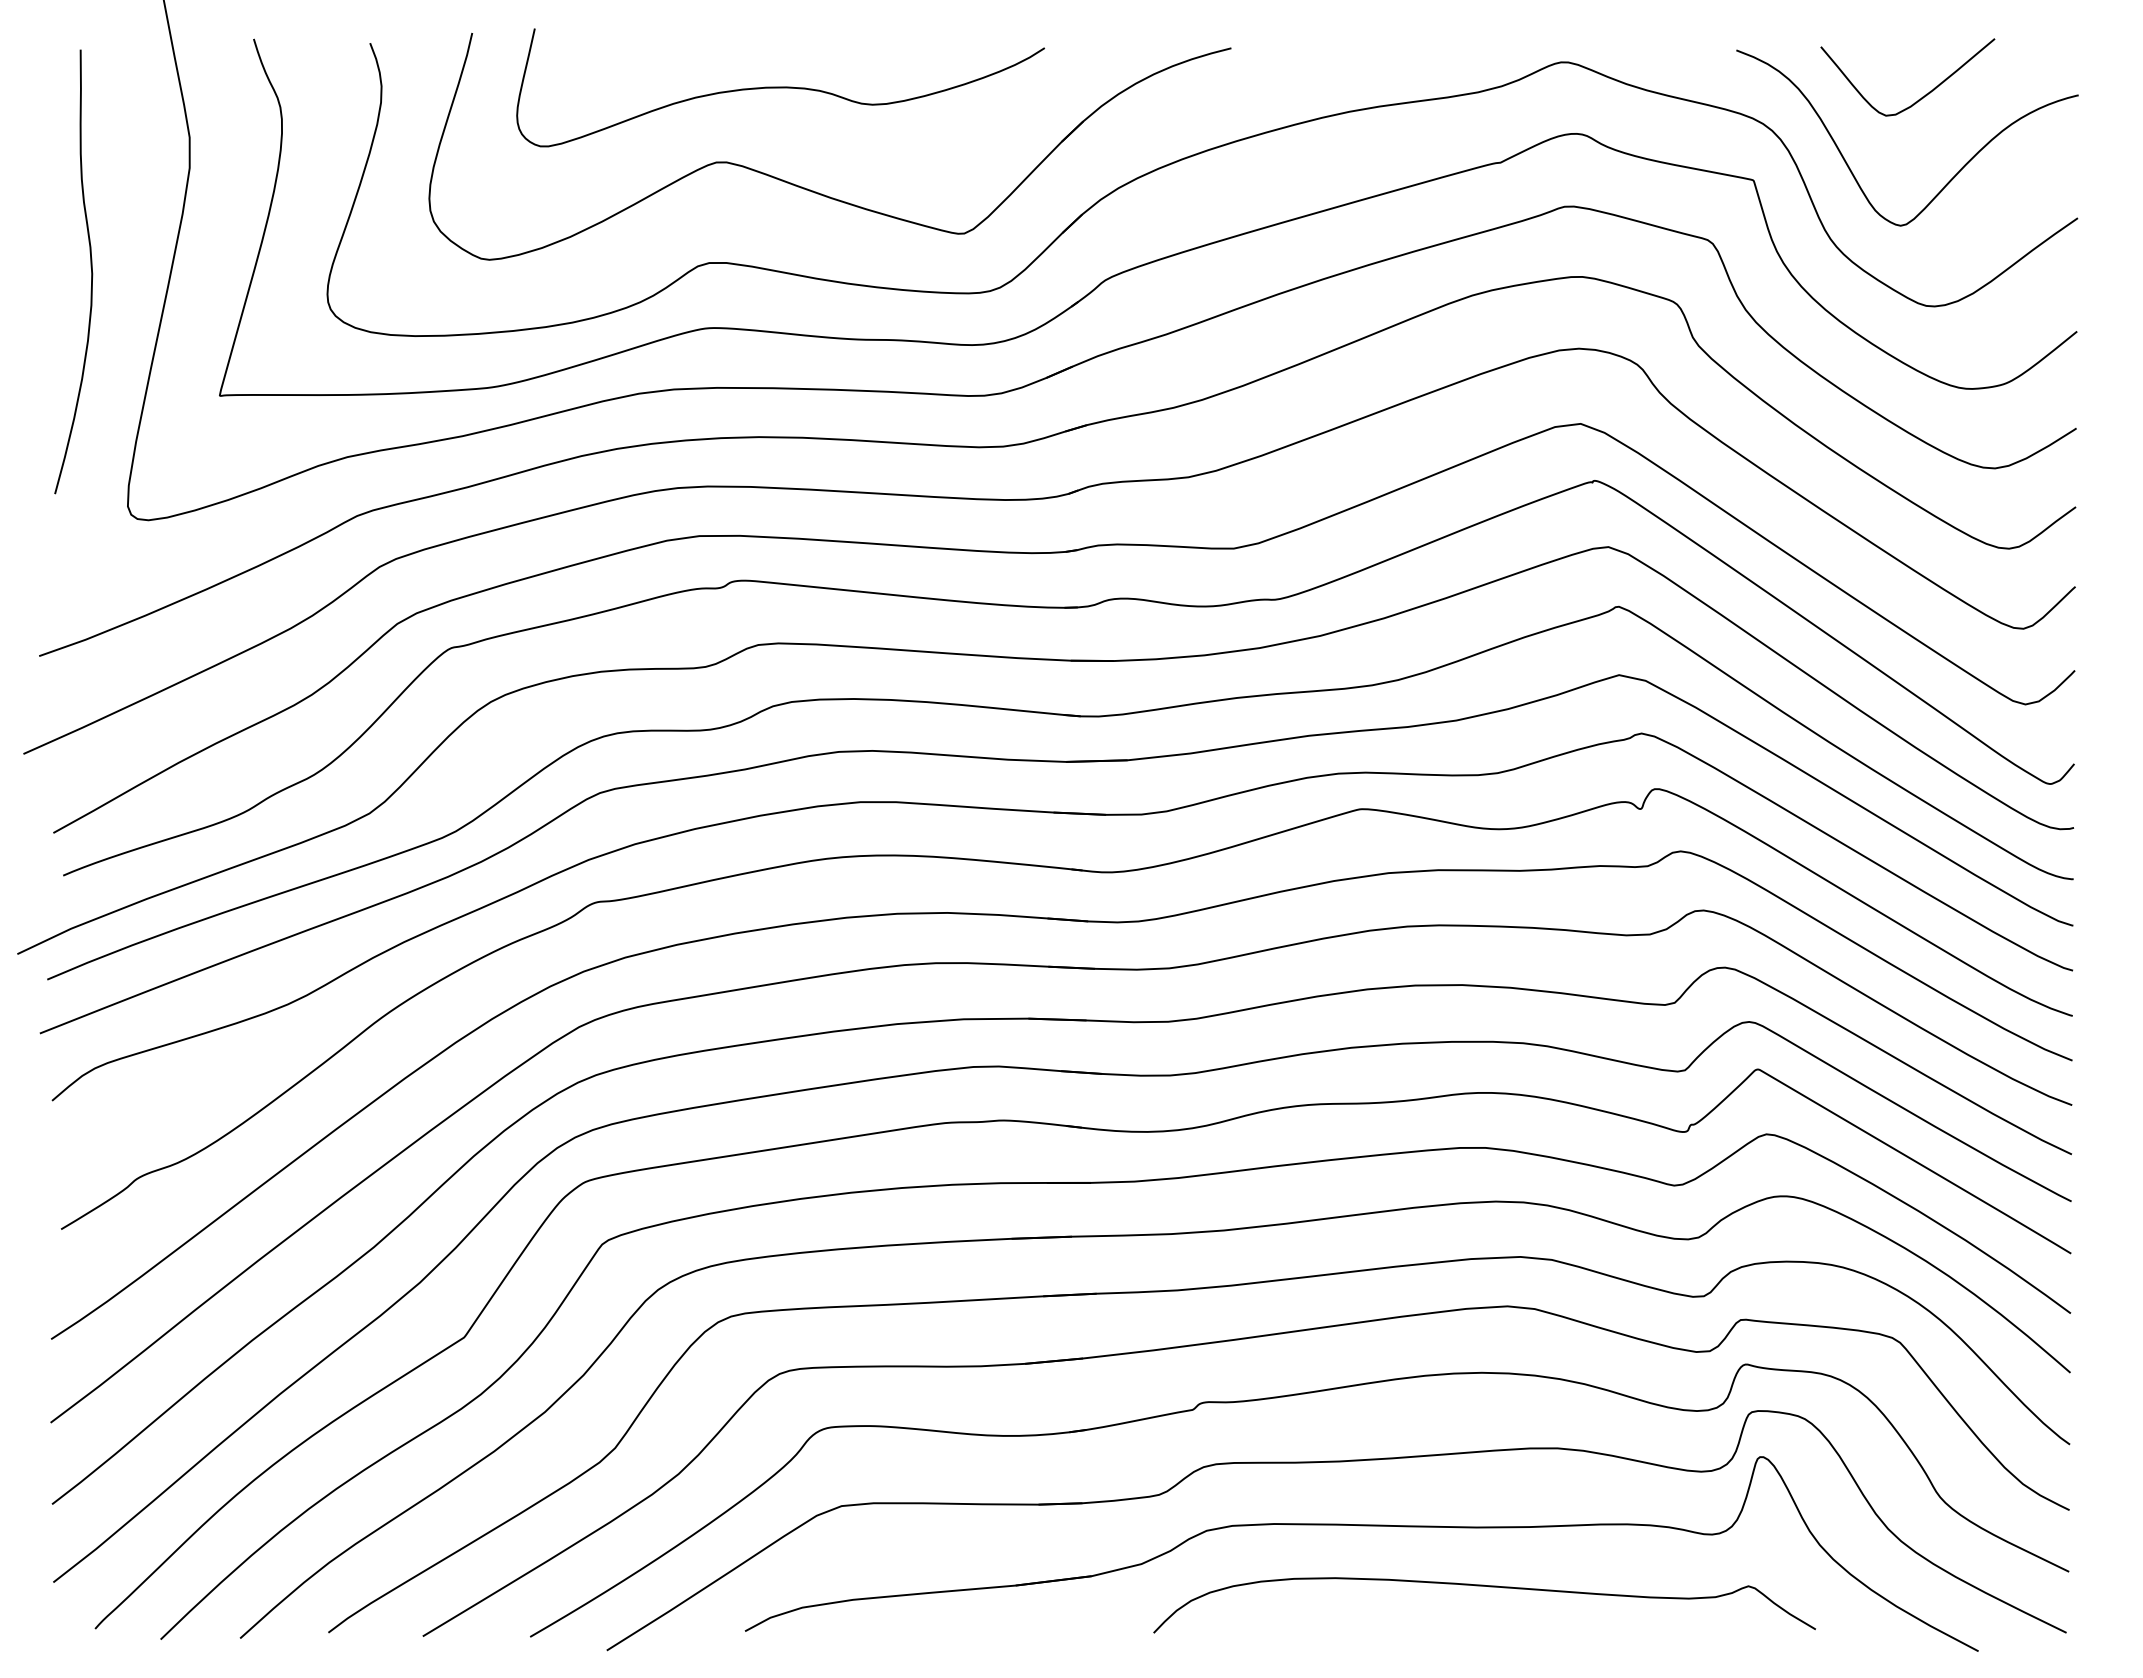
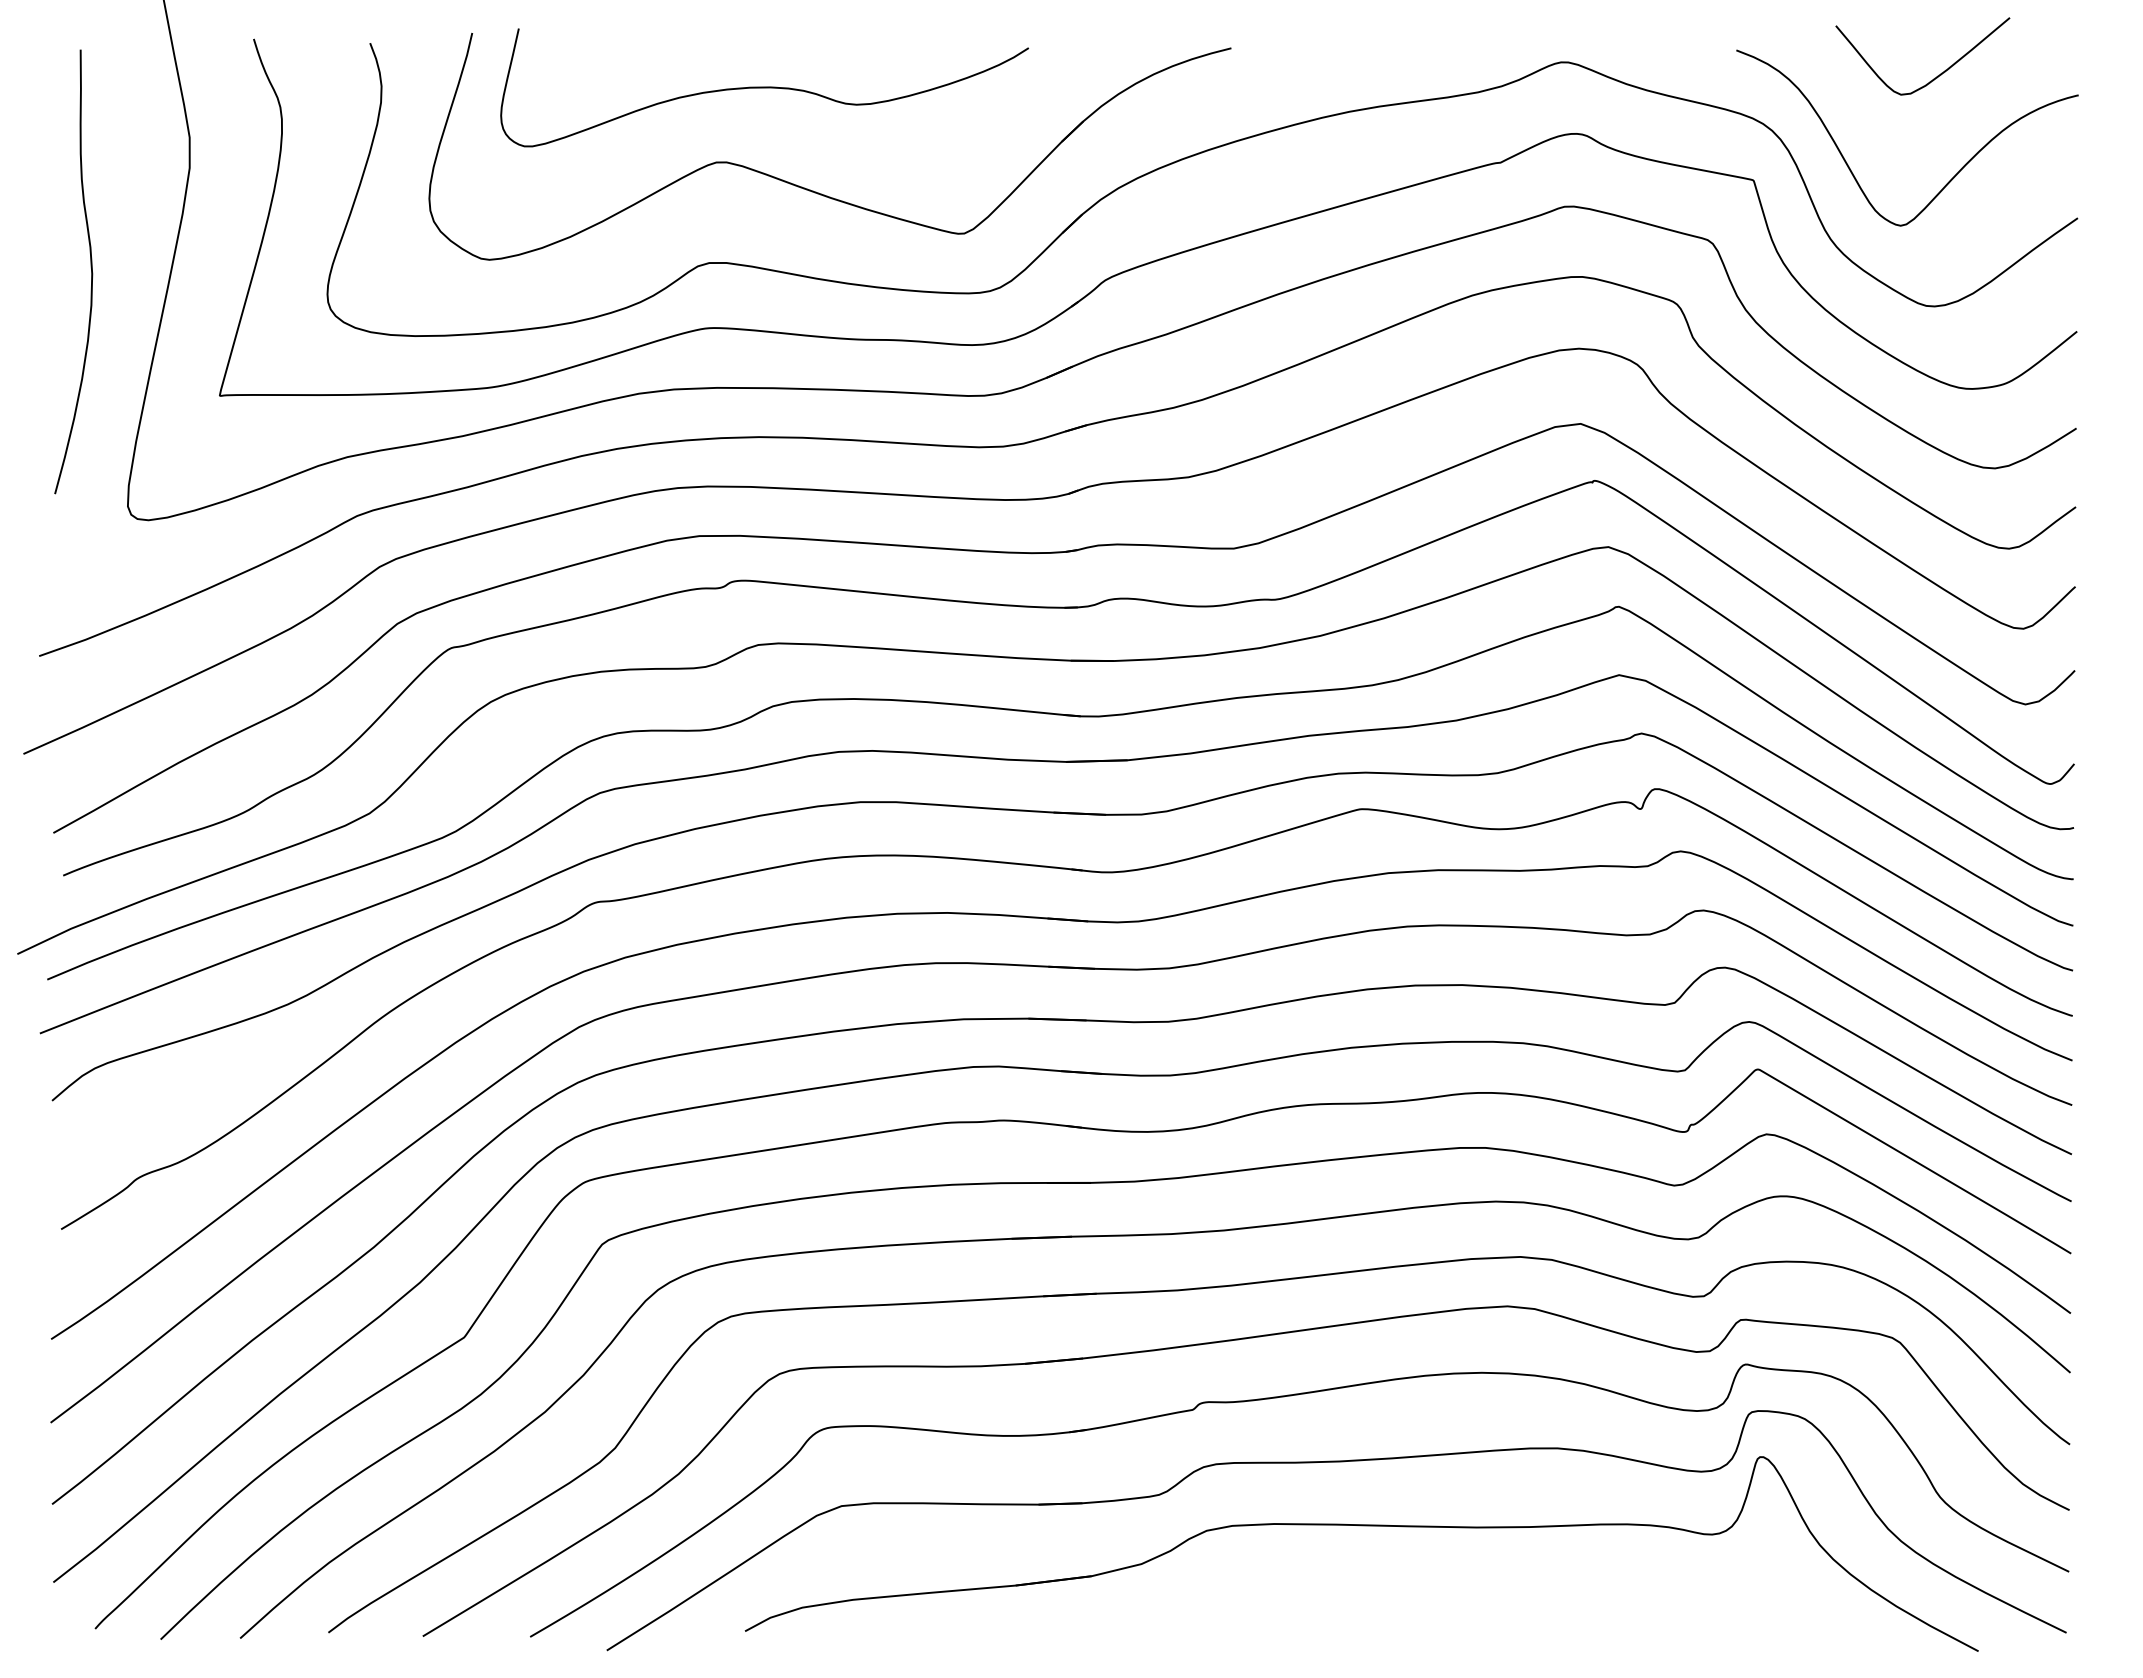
curve position: (780, 87) -> (764, 87) (764, 87)
curve position: (1922, 96) -> (1937, 75) (1937, 75)
curve: present -> none (1489, 1587)
